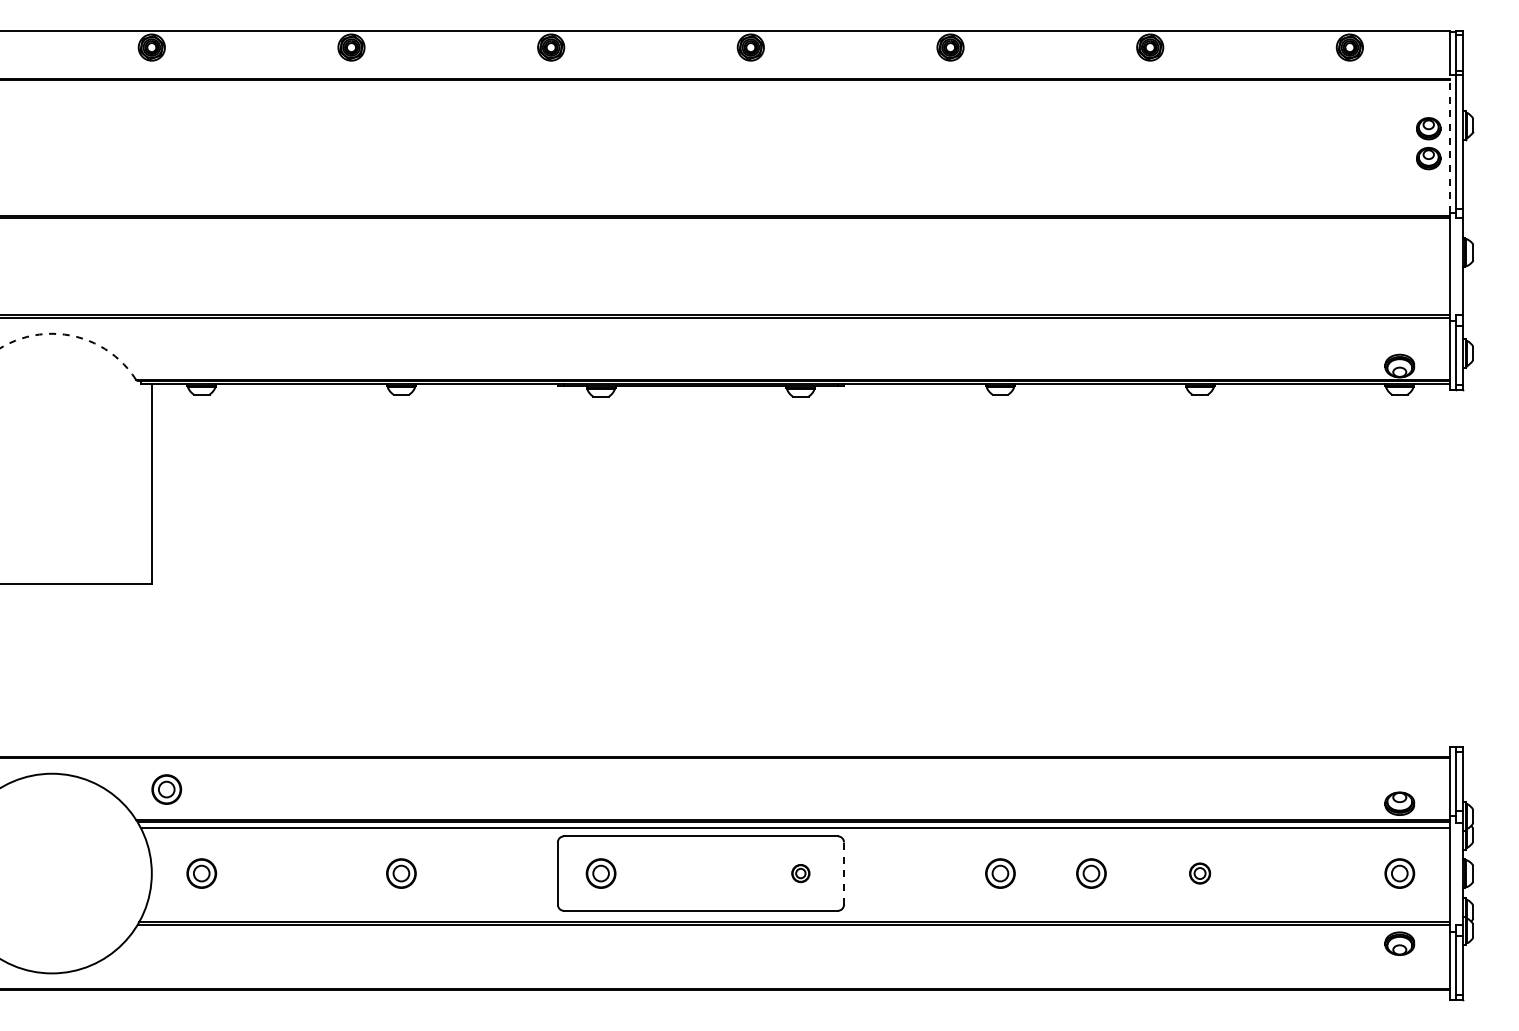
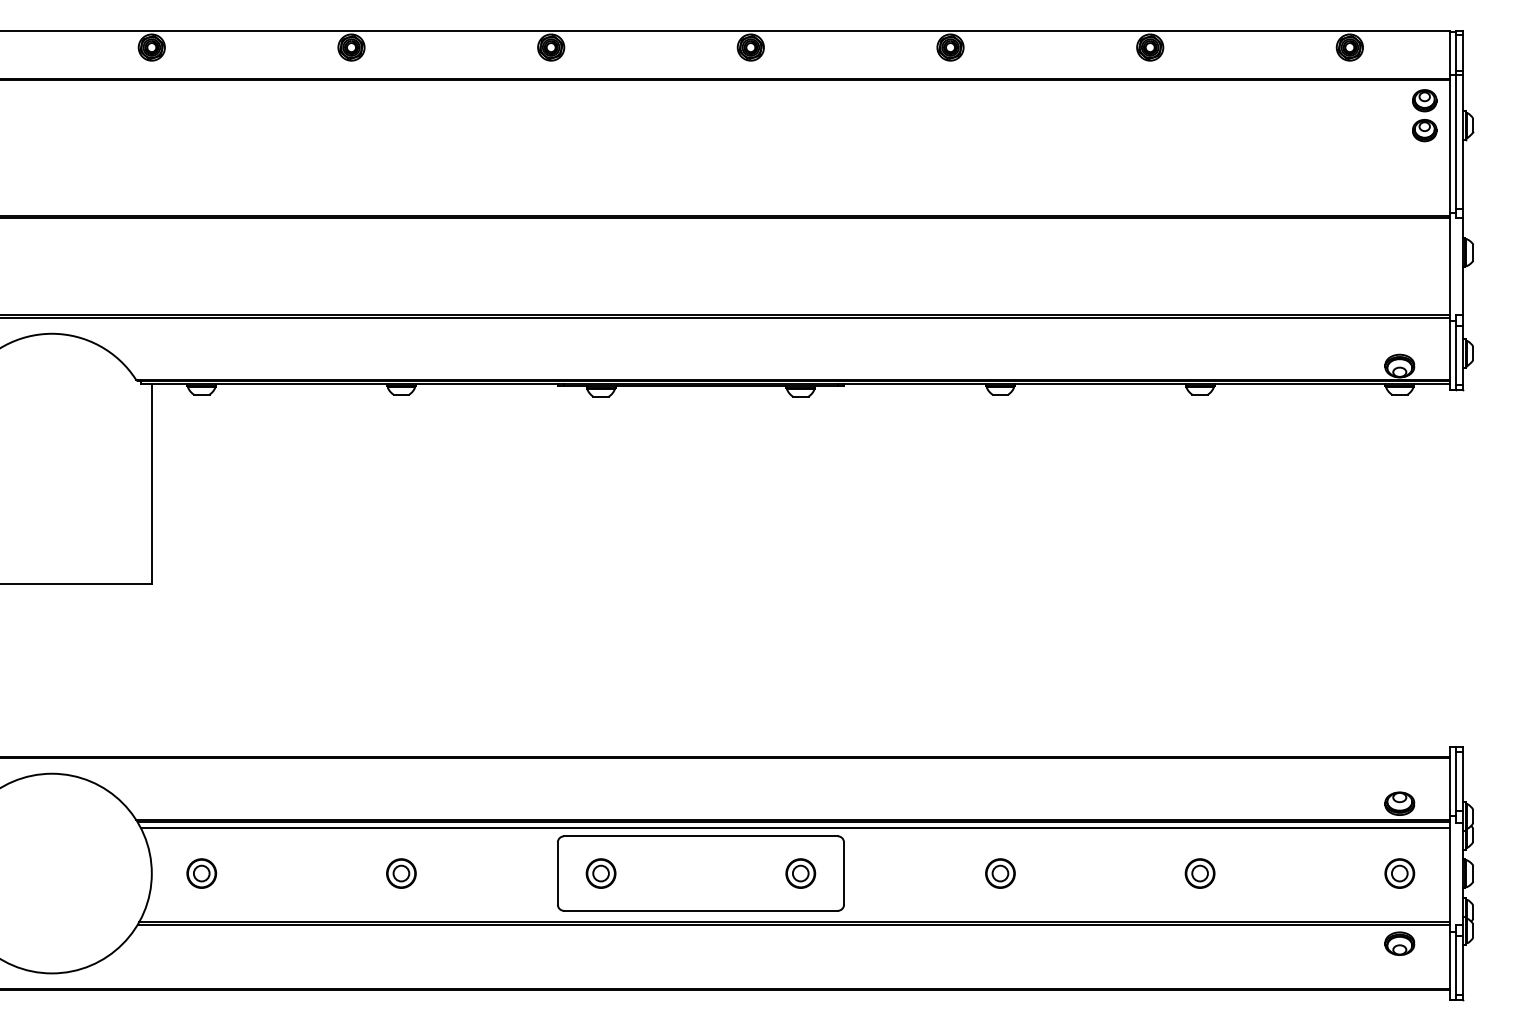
part position: (1428, 143) -> (1424, 115) (1424, 115)
line: dashed -> solid (1449, 144)
arc: dashed -> solid (73, 336)
part: present -> none (166, 789)
part size: 20x20 px -> 32x31 px (800, 873)
line: dashed -> solid (844, 873)
part: present -> none (1091, 873)
part size: 23x23 px -> 32x31 px (1199, 873)
